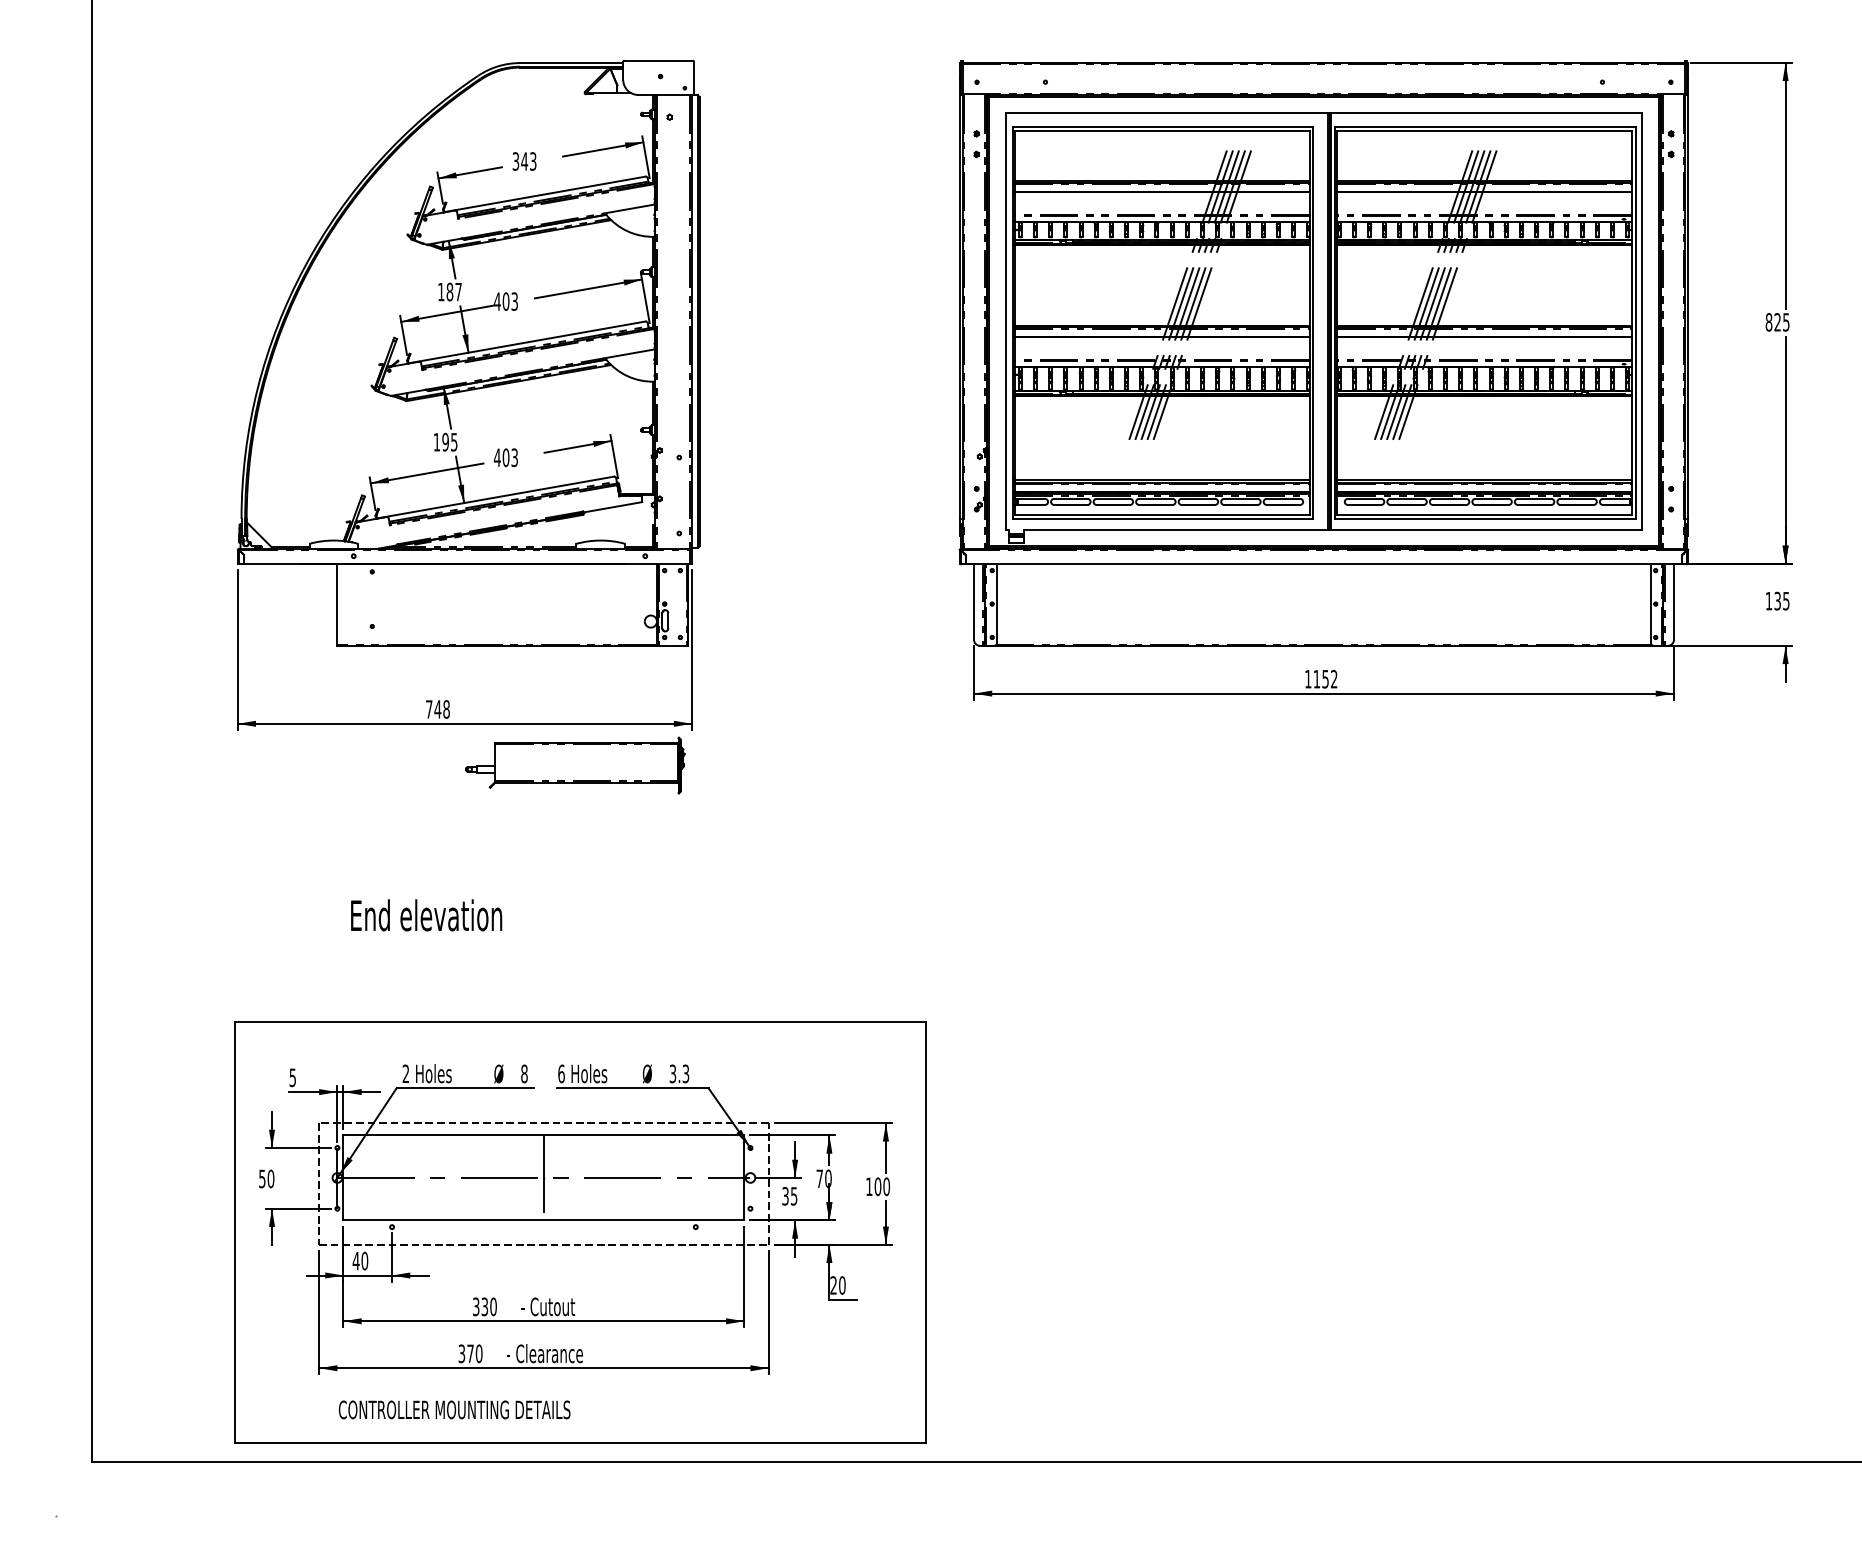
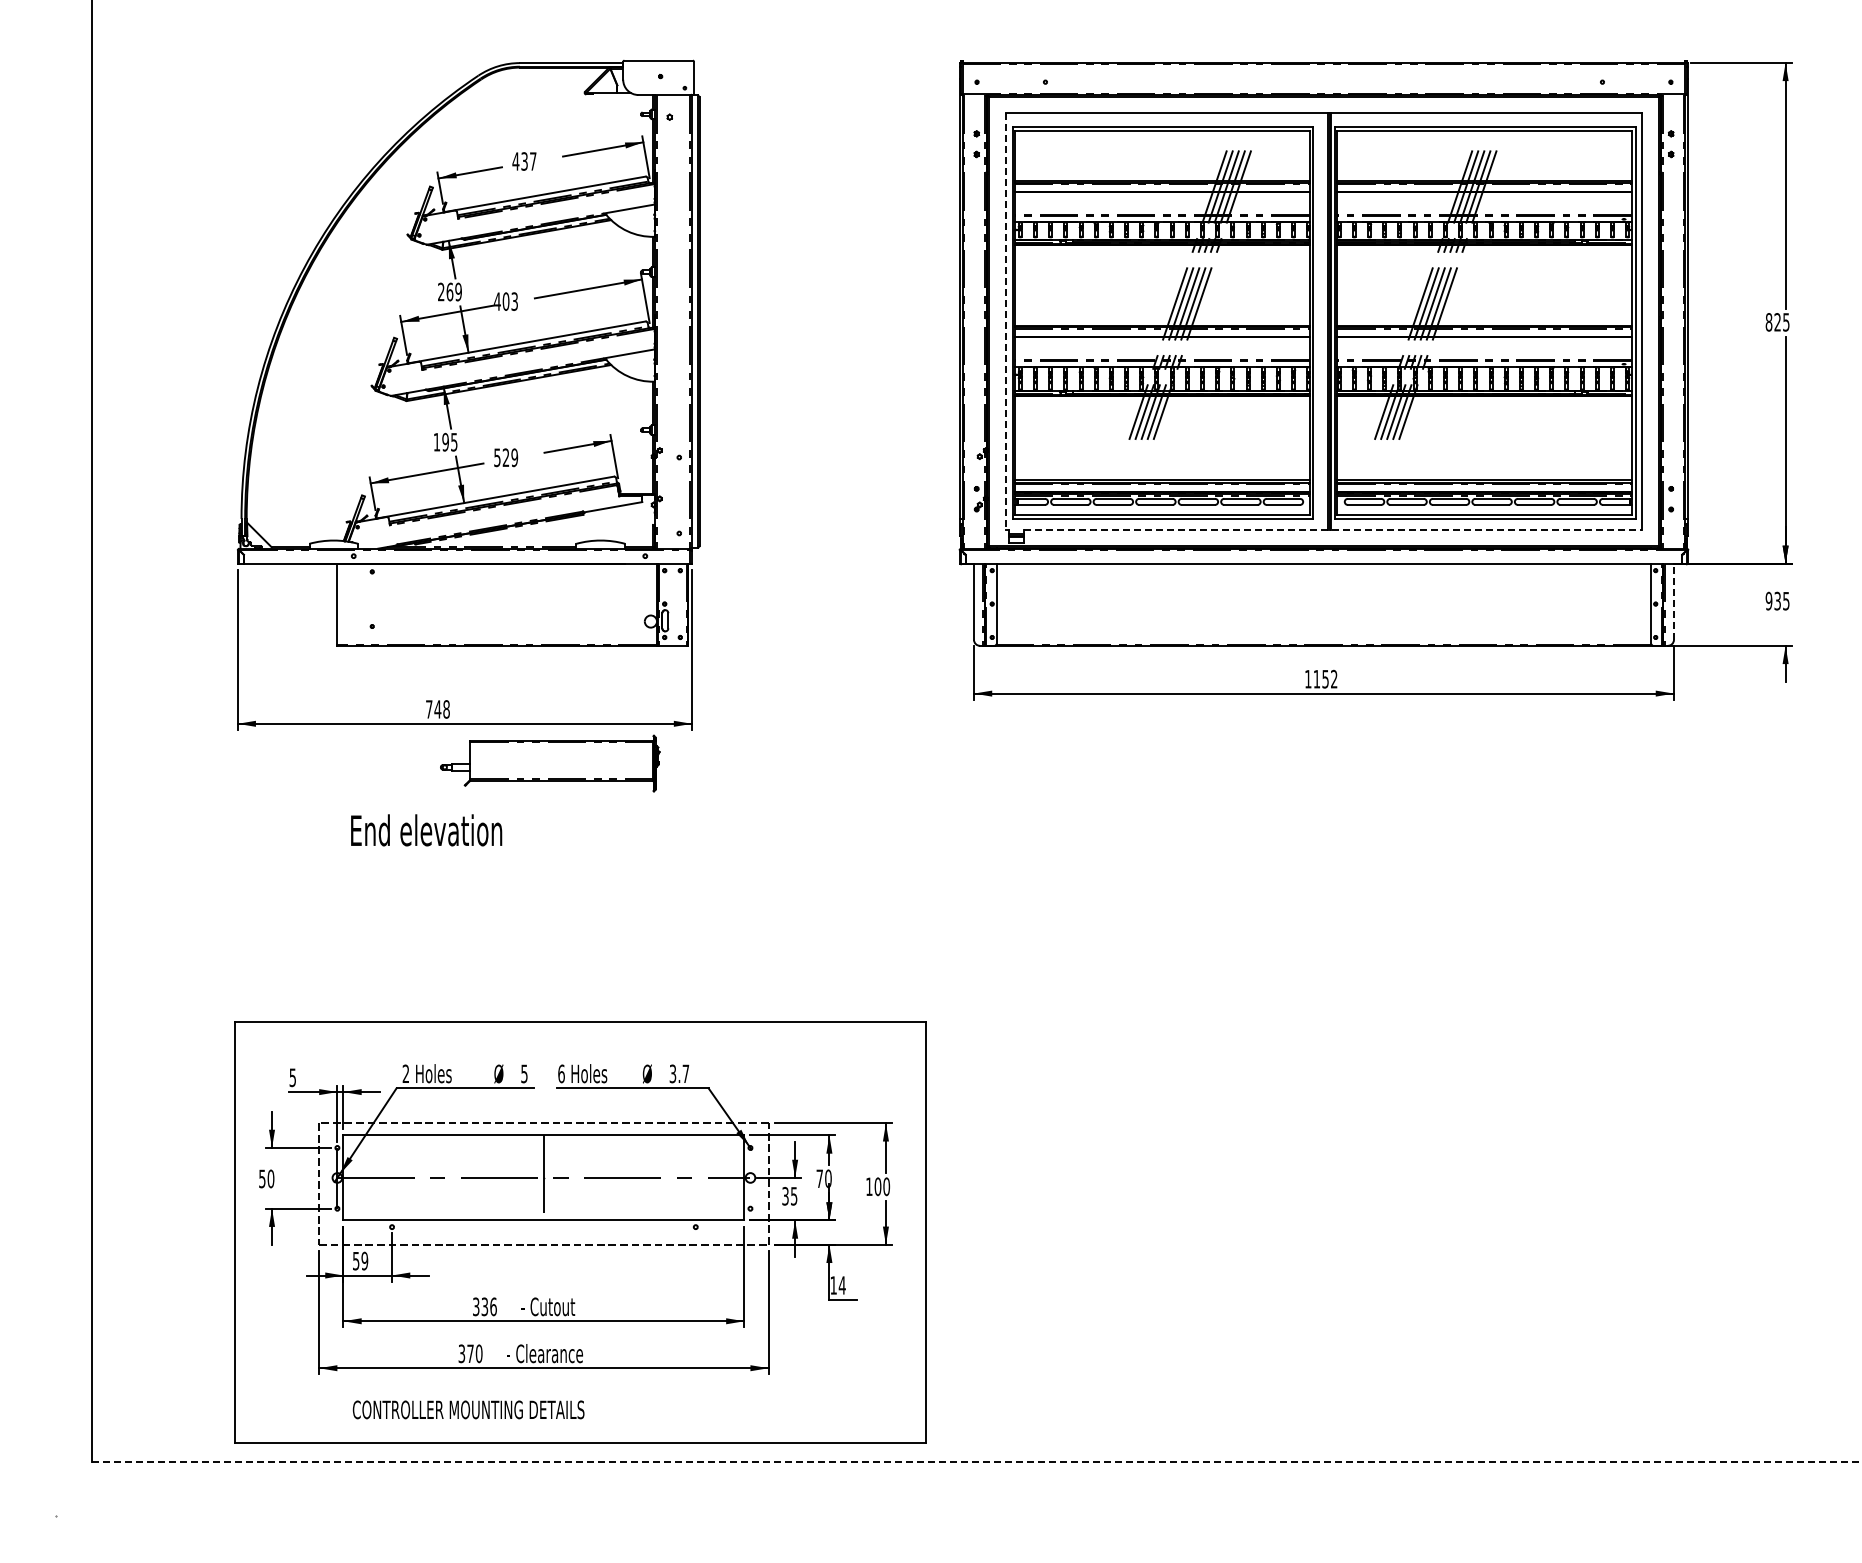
text: 343 -> 437 (524, 161)
text: 187 -> 269 (449, 291)
line: solid -> dashed (1005, 322)
text: 403 -> 529 (505, 457)
line: solid -> dashed (1333, 530)
text: 135 -> 935 (1768, 600)
line: solid -> dashed (1673, 601)
part position: (575, 765) -> (550, 763) (550, 763)
text position: (426, 915) -> (426, 830) (426, 830)
text: 8 -> 5 (524, 1073)
text: 3.3 -> 3.7 (685, 1073)
text: 40 -> 59 (360, 1261)
text: 20 -> 14 (837, 1285)
text: 330 -> 336 (493, 1306)
text position: (454, 1409) -> (468, 1409) (468, 1409)
line: solid -> dashed (977, 1461)
